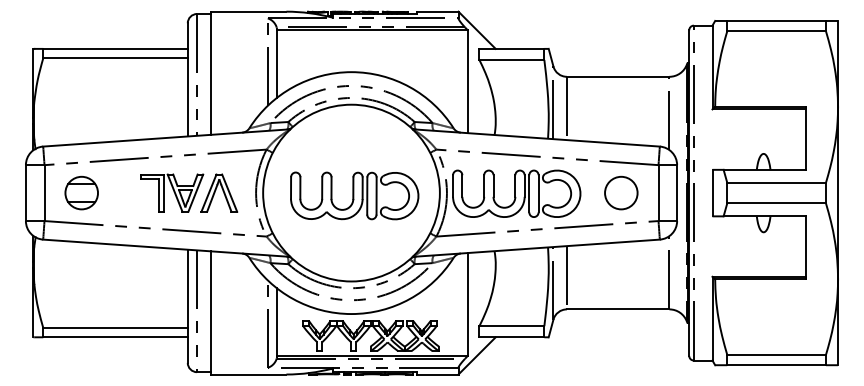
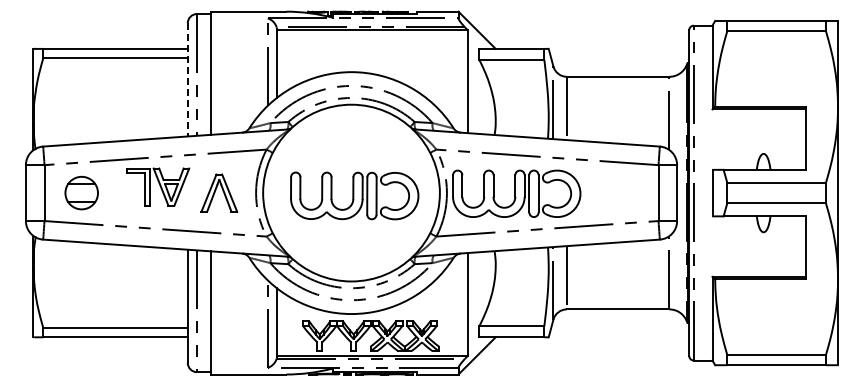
line: solid -> dashed (187, 79)
part position: (172, 192) -> (158, 186) (158, 186)
circle: present -> none (621, 192)
